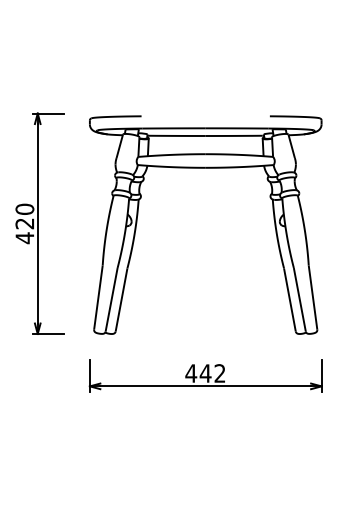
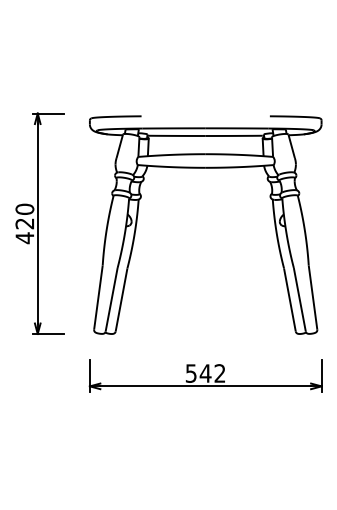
text: 442 -> 542 (191, 373)
